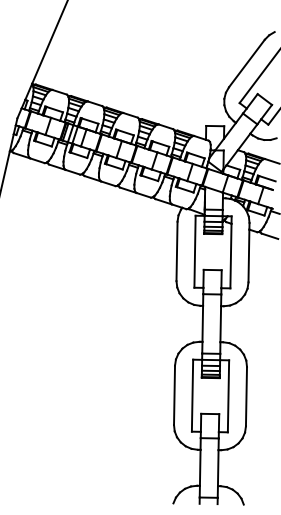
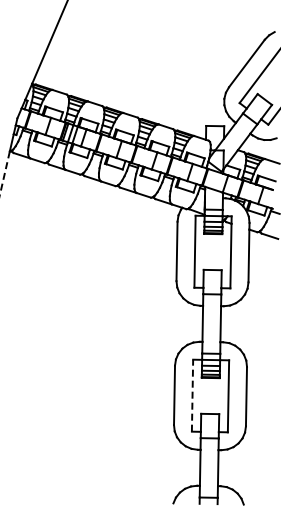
line: solid -> dashed (4, 172)
line: solid -> dashed (192, 395)
